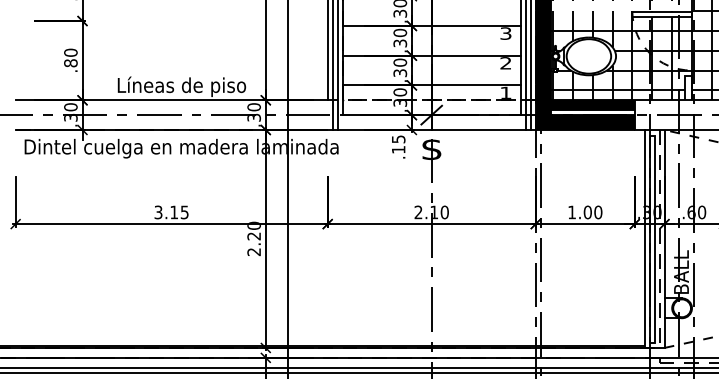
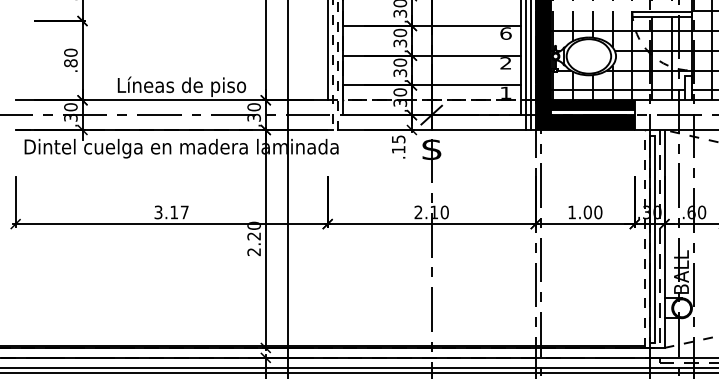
text: 3 -> 6 (505, 33)
line: solid -> dashed (334, 130)
text: 3.15 -> 3.17 (184, 212)
line: solid -> dashed (644, 238)
